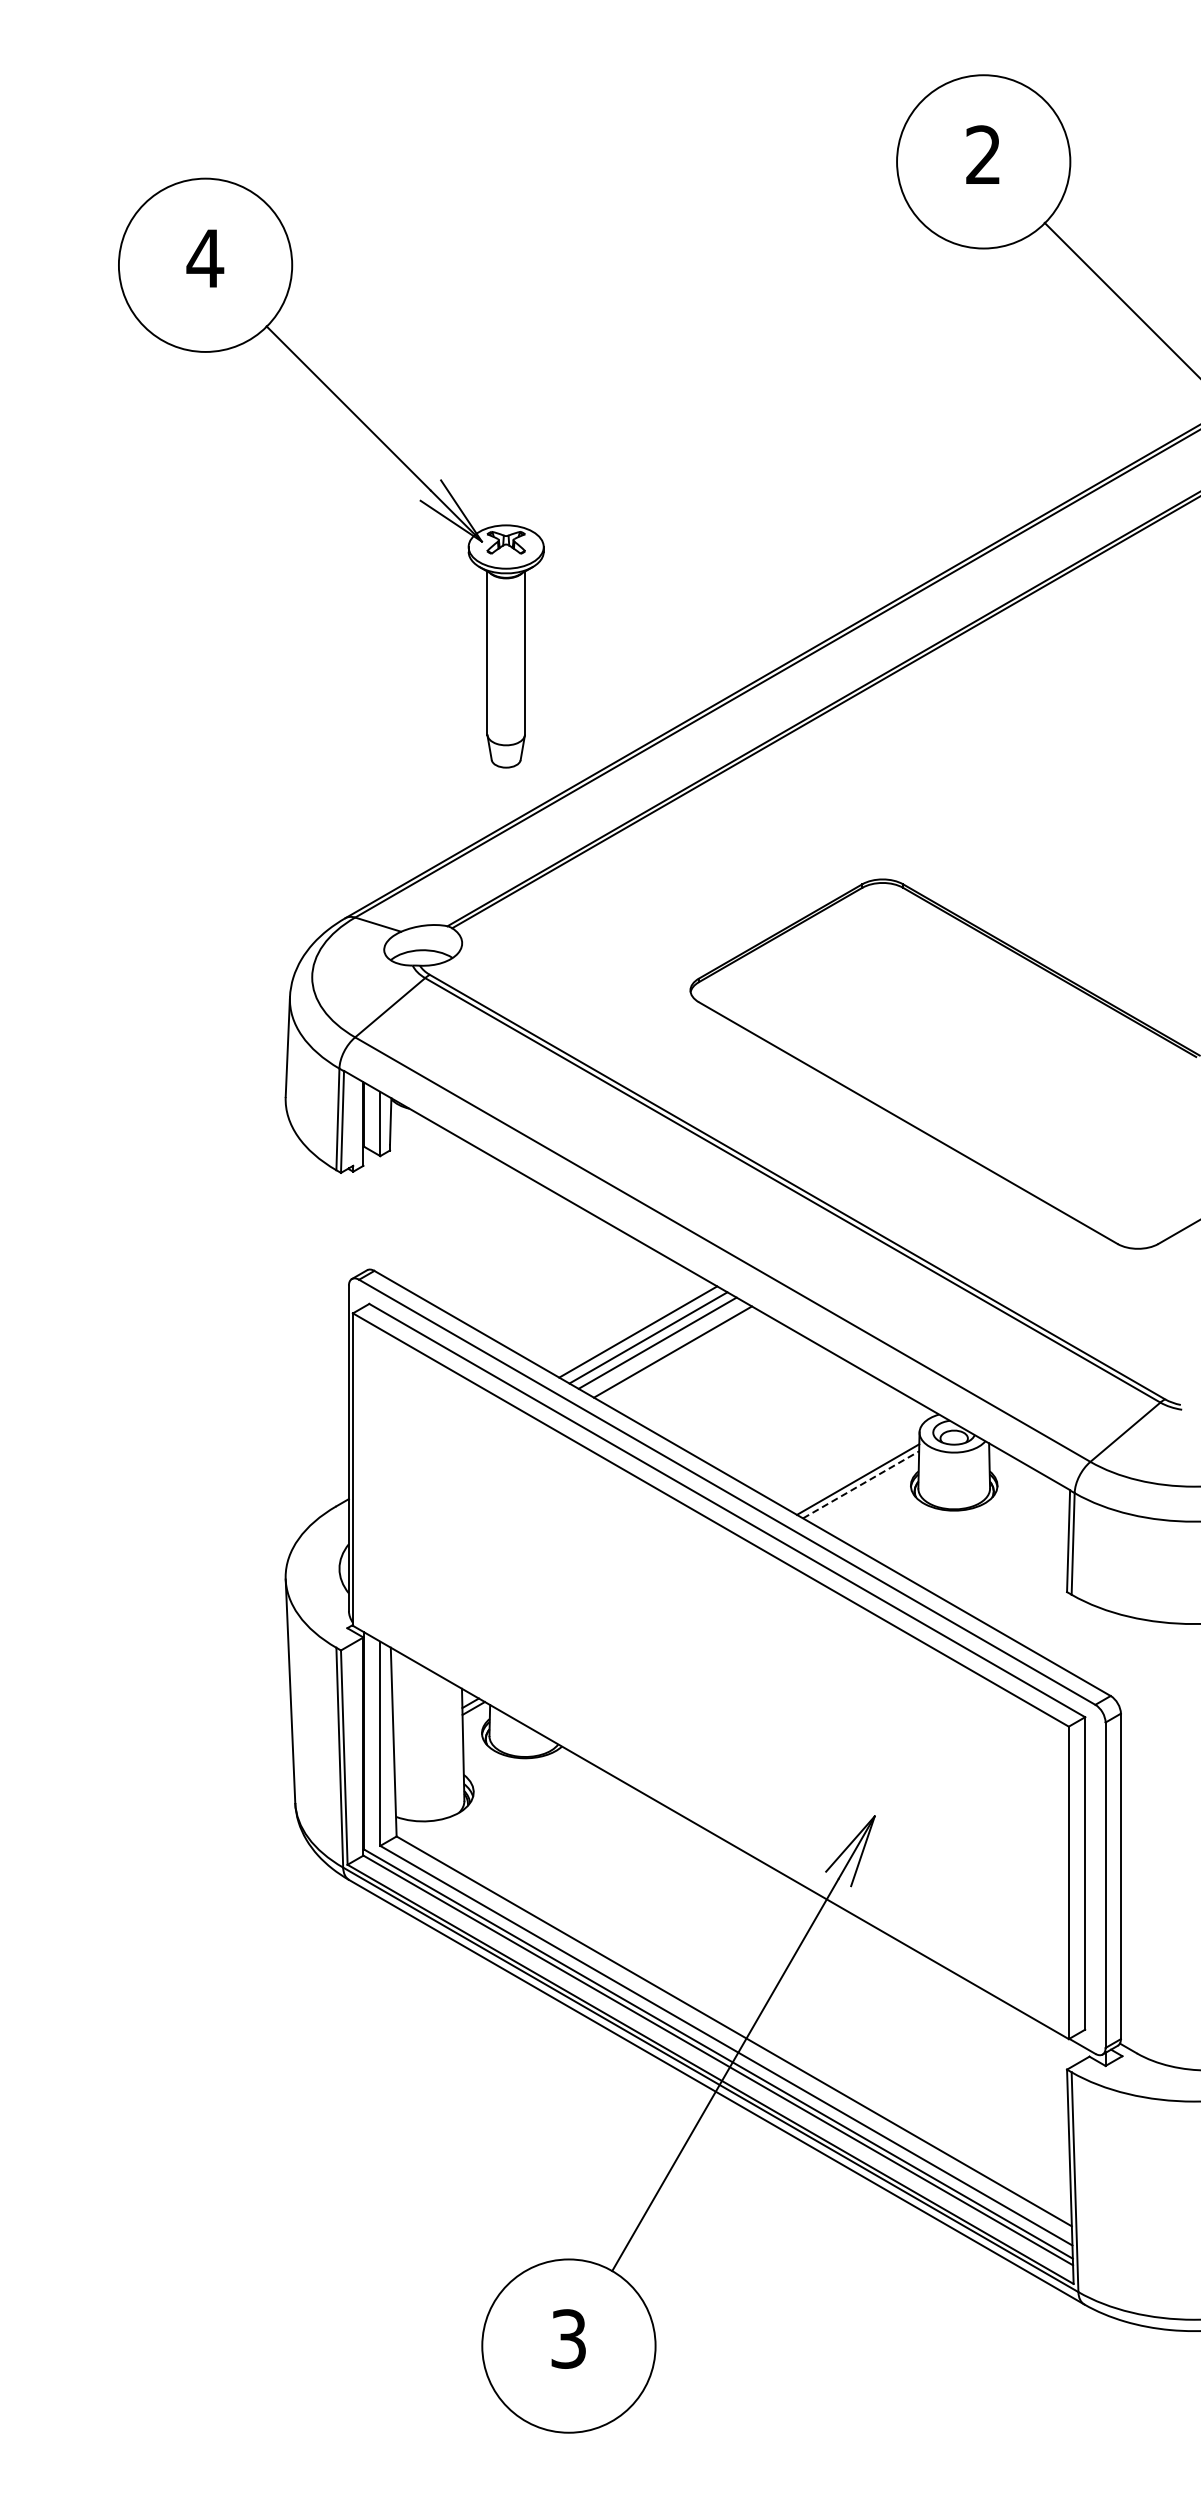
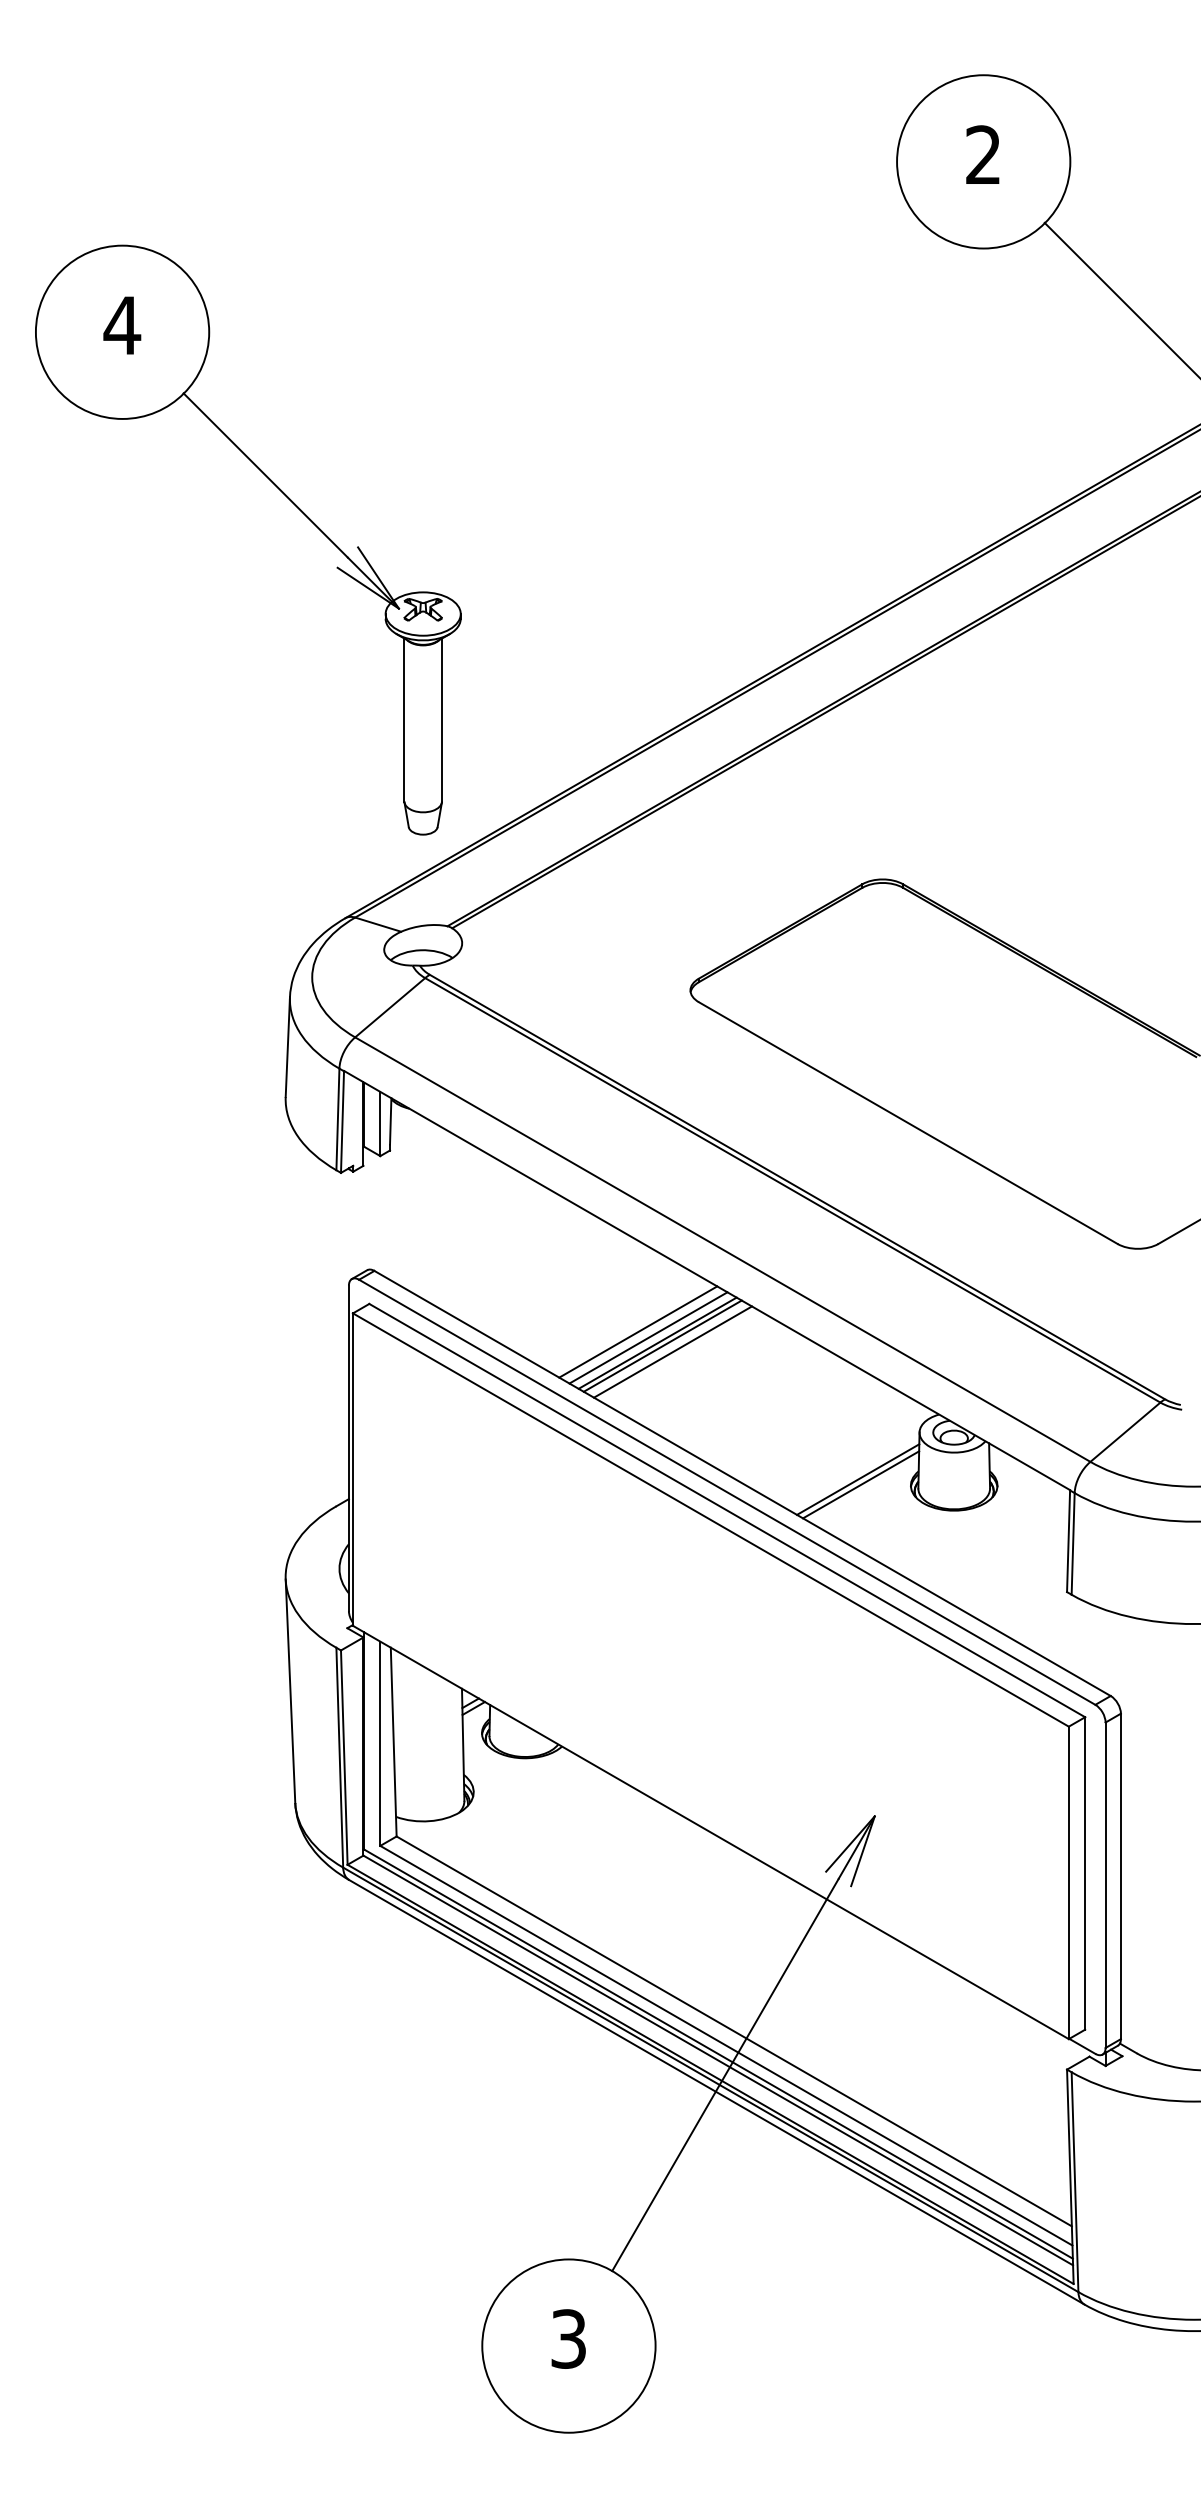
part position: (371, 432) -> (288, 499) (288, 499)
line: none -> present (662, 1345)
line: dashed -> solid (861, 1484)
